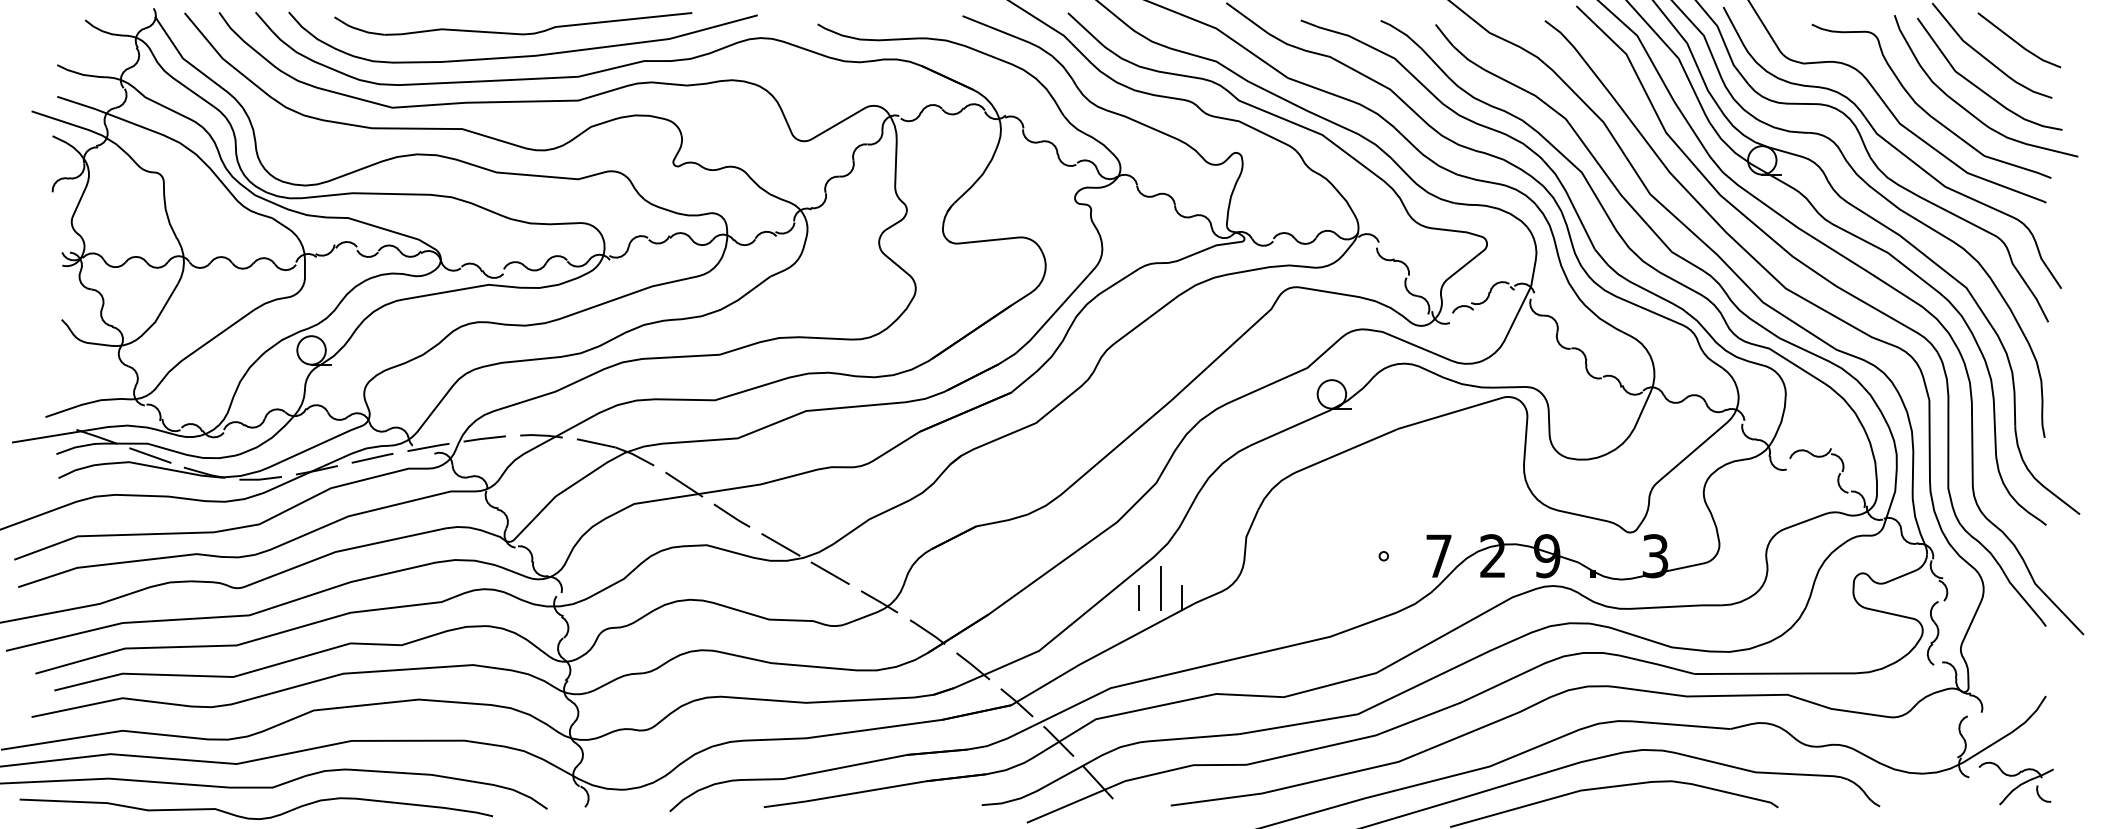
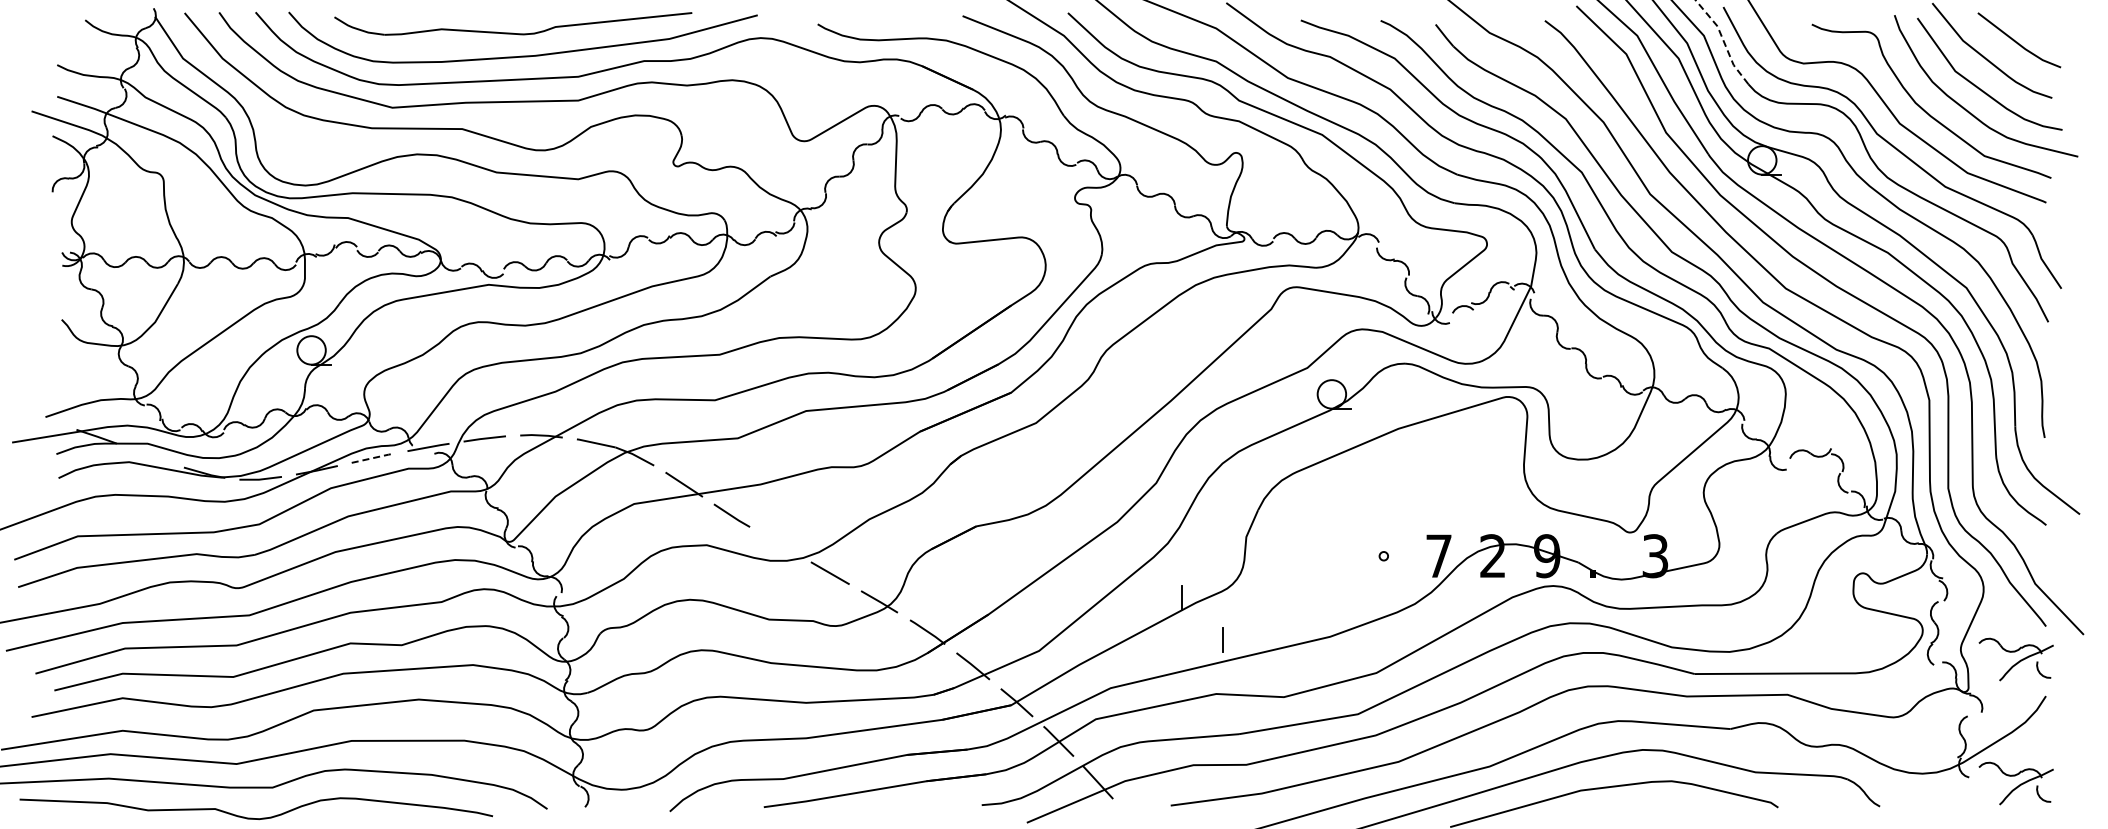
line: solid -> dashed (1723, 41)
line: present -> none (150, 455)
line: solid -> dashed (373, 458)
line: present -> none (780, 544)
line: present -> none (1160, 587)
line position: (1138, 597) -> (1222, 639) (1222, 639)
part: none -> present (2015, 659)
